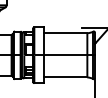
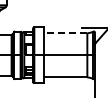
line: solid -> dashed (65, 33)
